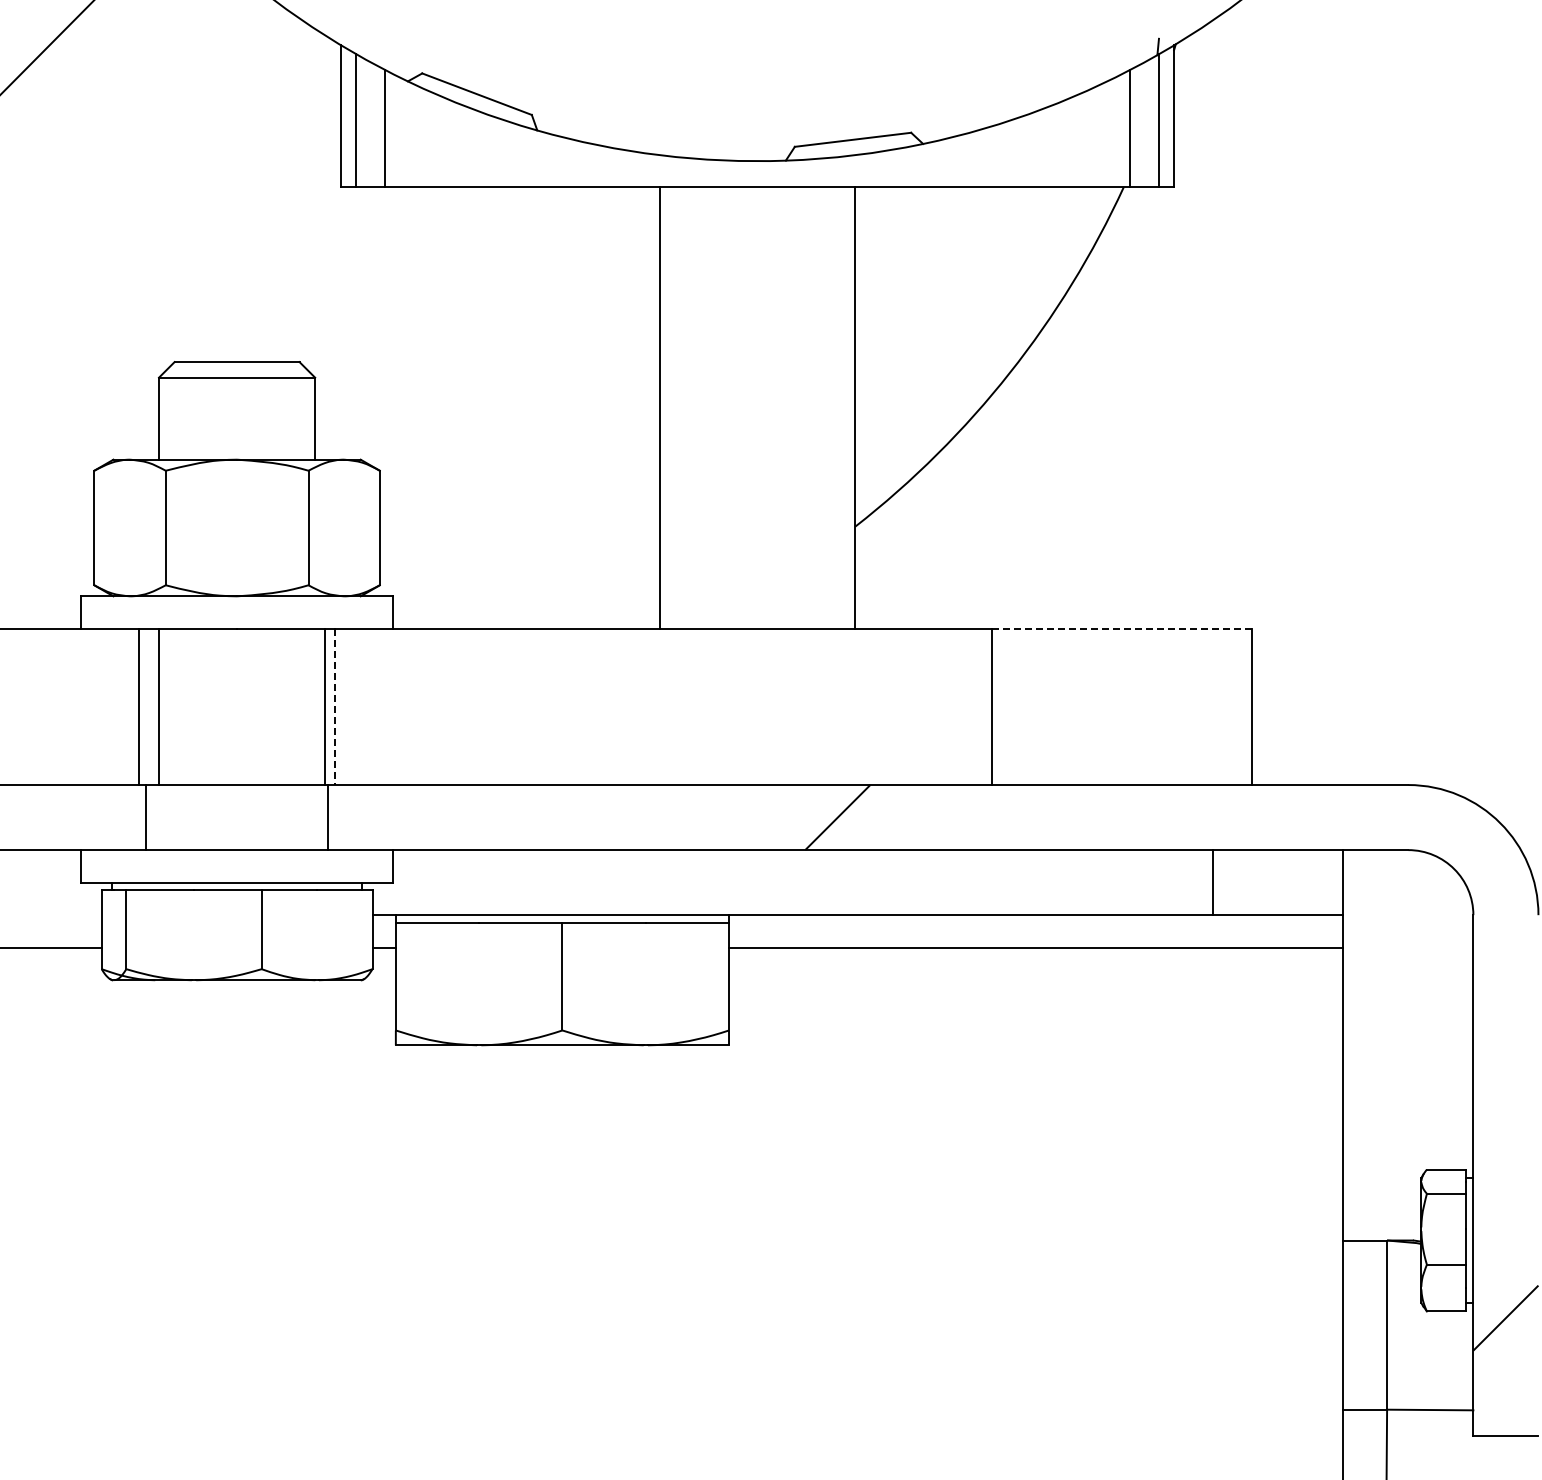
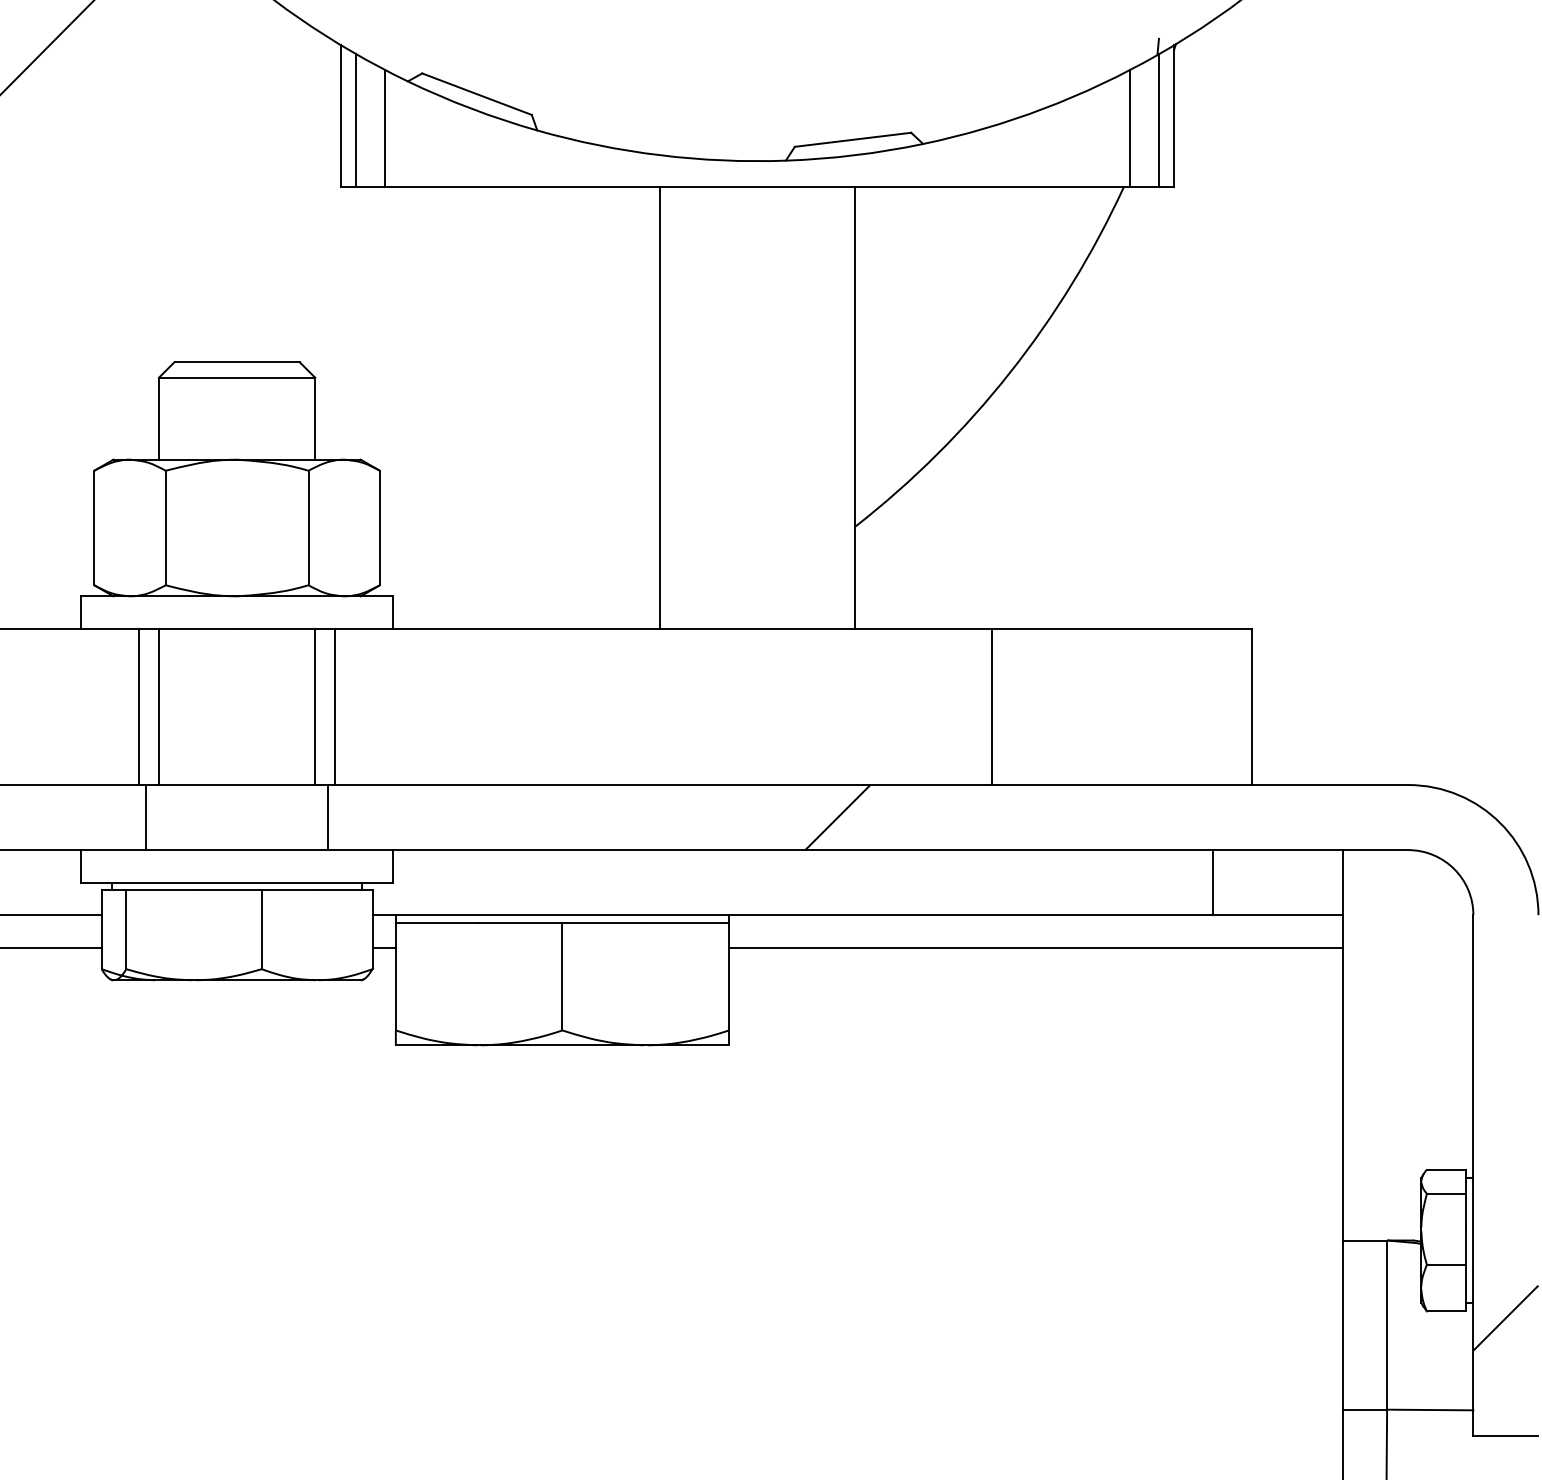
line: dashed -> solid (1121, 628)
line position: (325, 706) -> (315, 706) (315, 706)
line: dashed -> solid (334, 707)
line: none -> present (51, 915)
